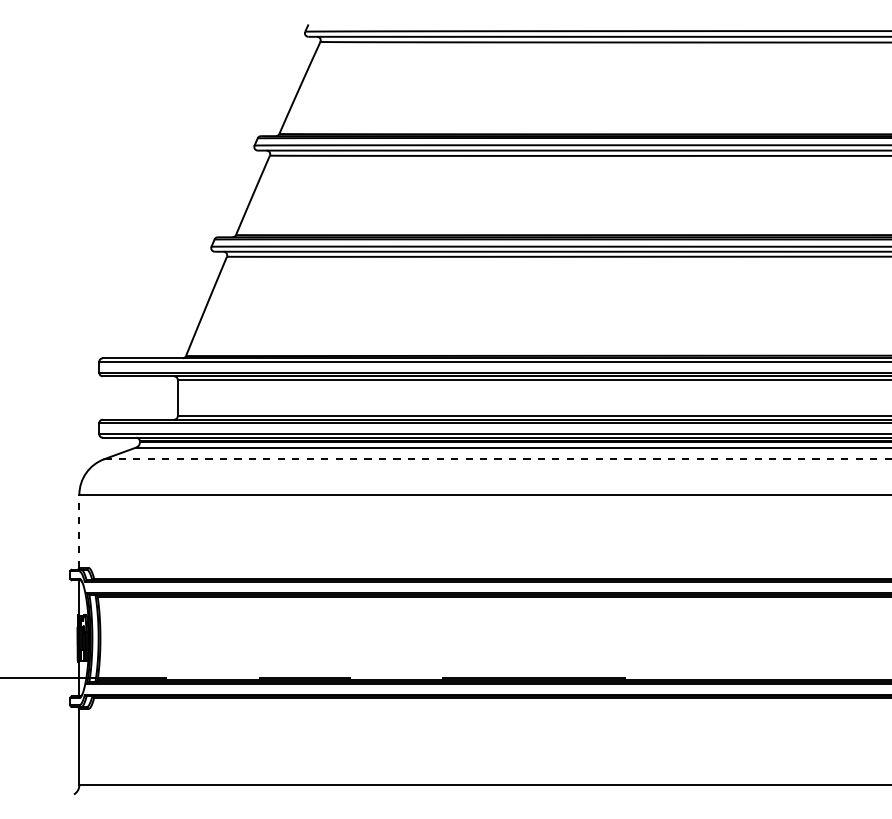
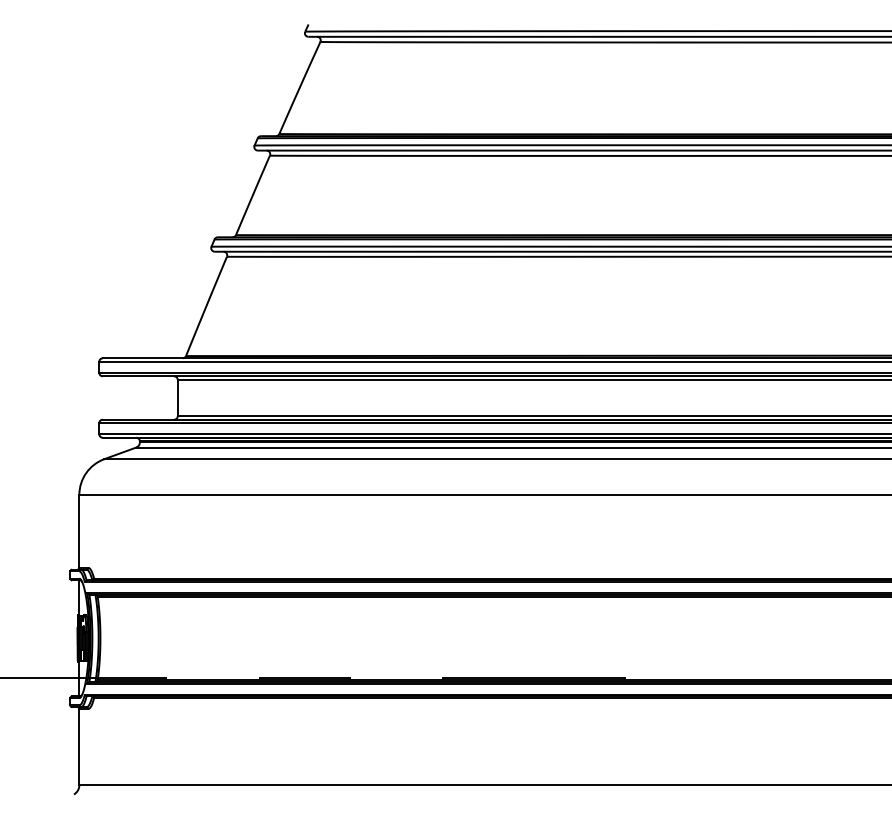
line: dashed -> solid (498, 459)
line: dashed -> solid (79, 530)
